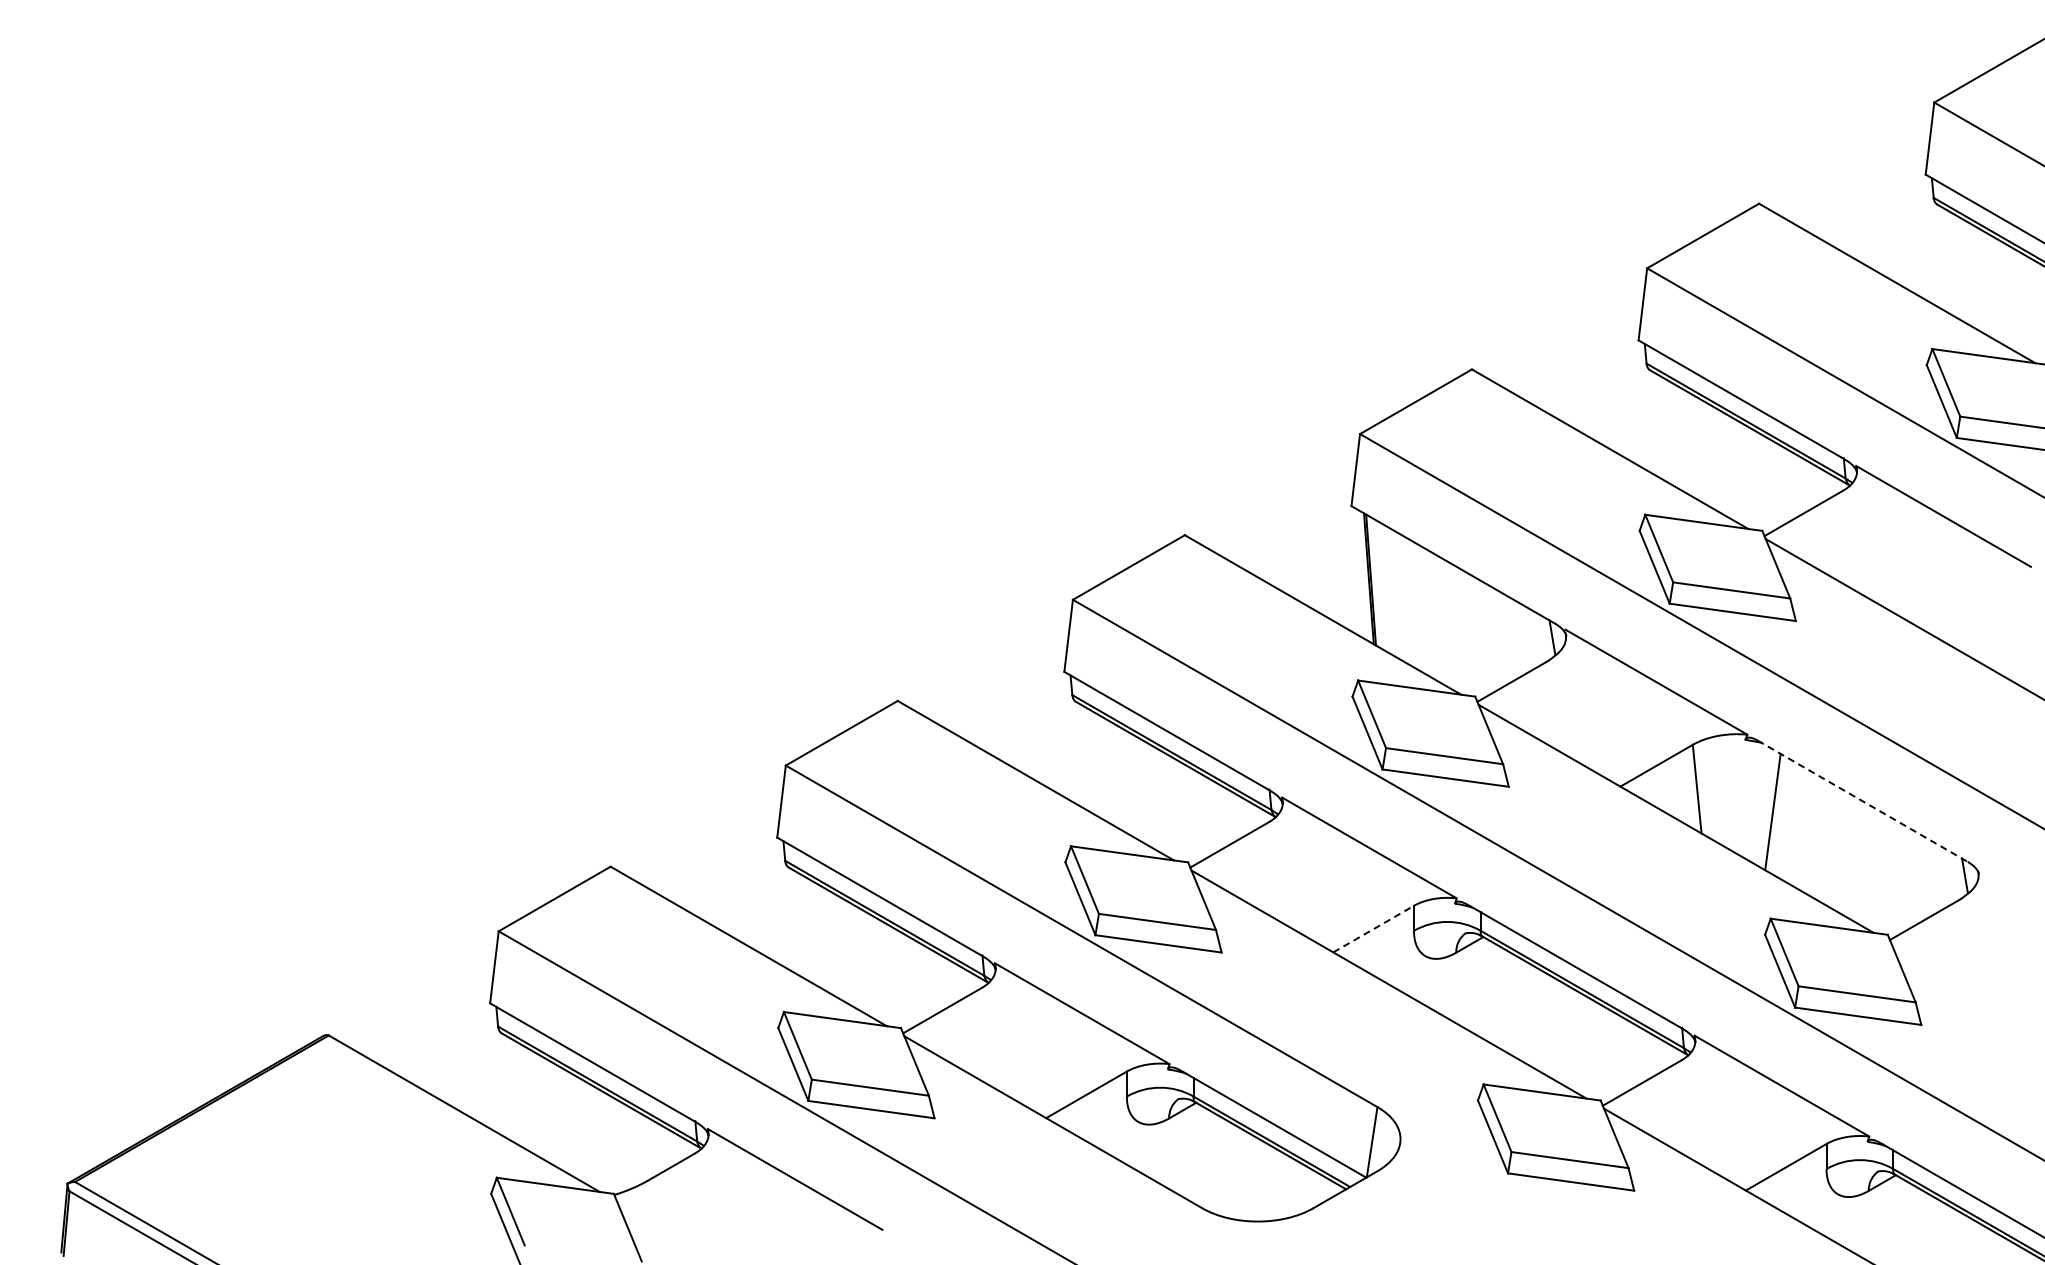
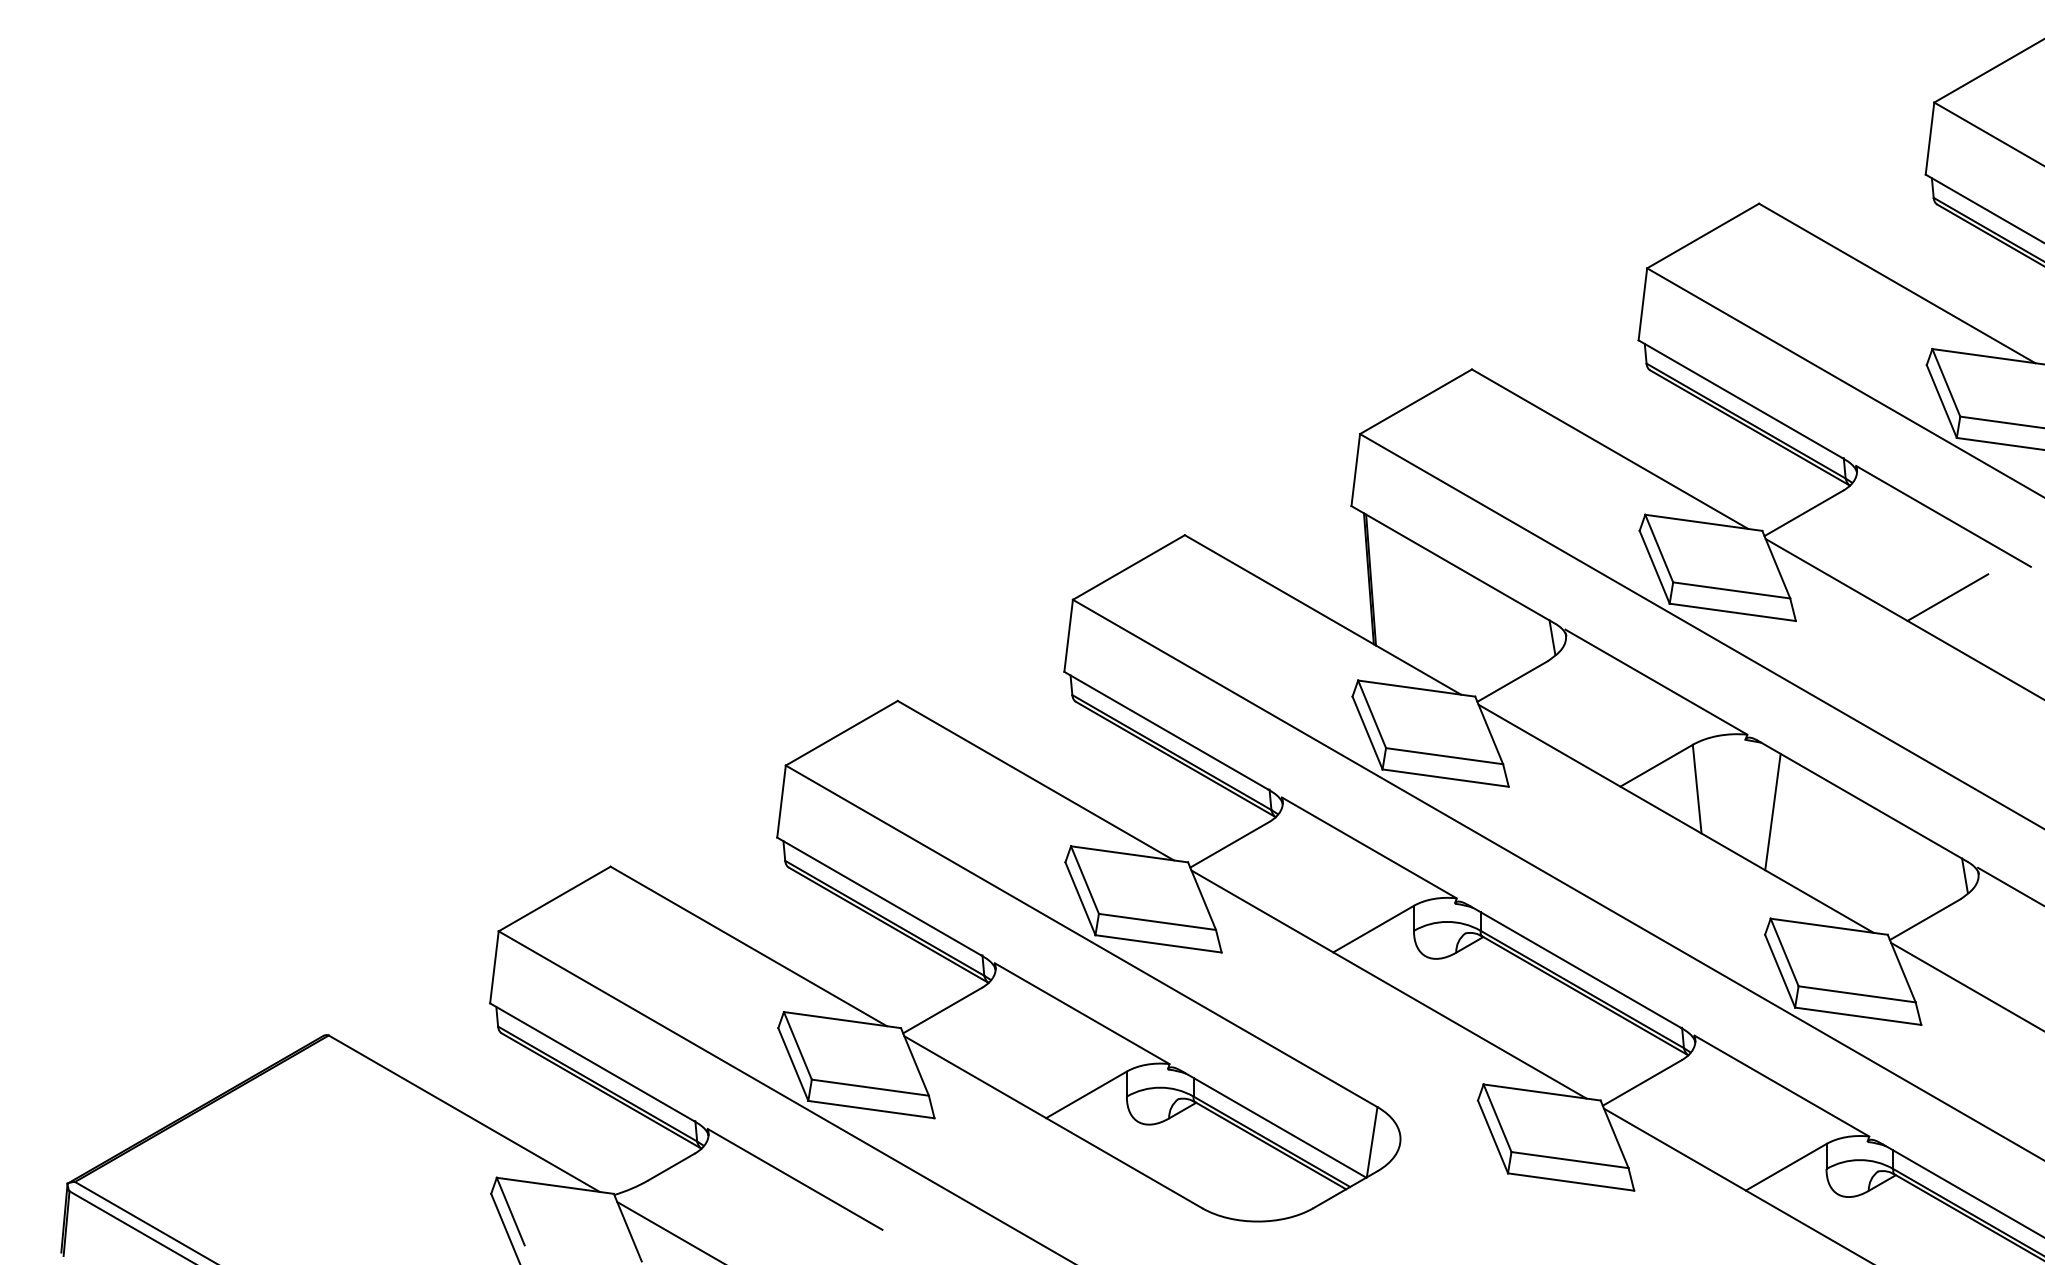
line: none -> present (1947, 597)
line: dashed -> solid (1863, 801)
line: none -> present (2009, 885)
line: dashed -> solid (1373, 929)
line: none -> present (1966, 986)
line: none -> present (668, 1231)
